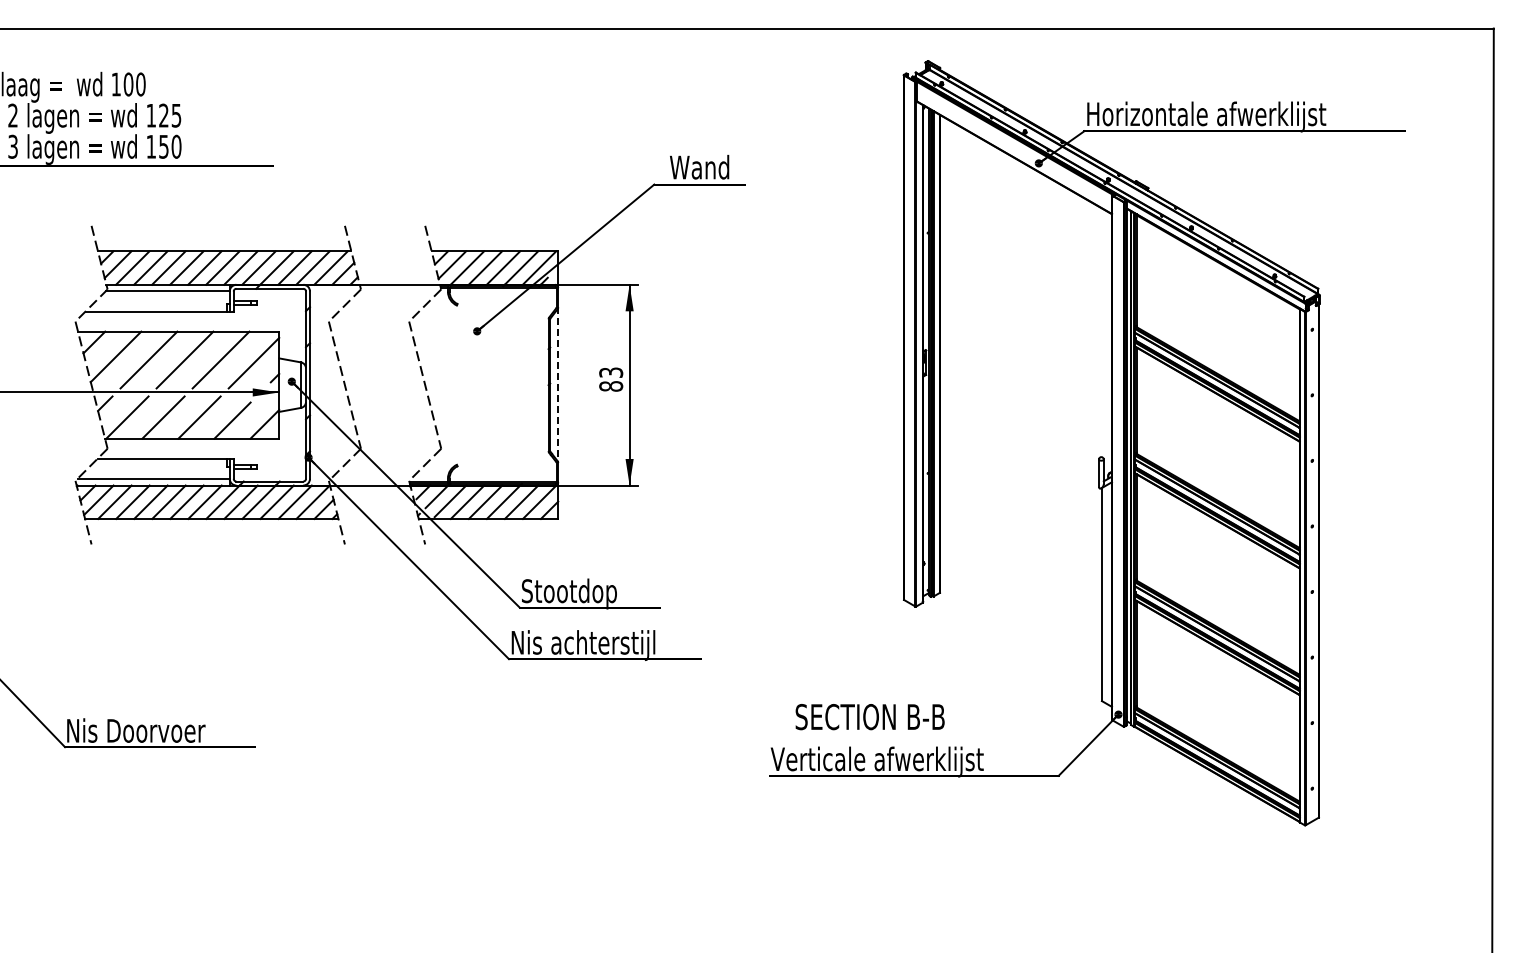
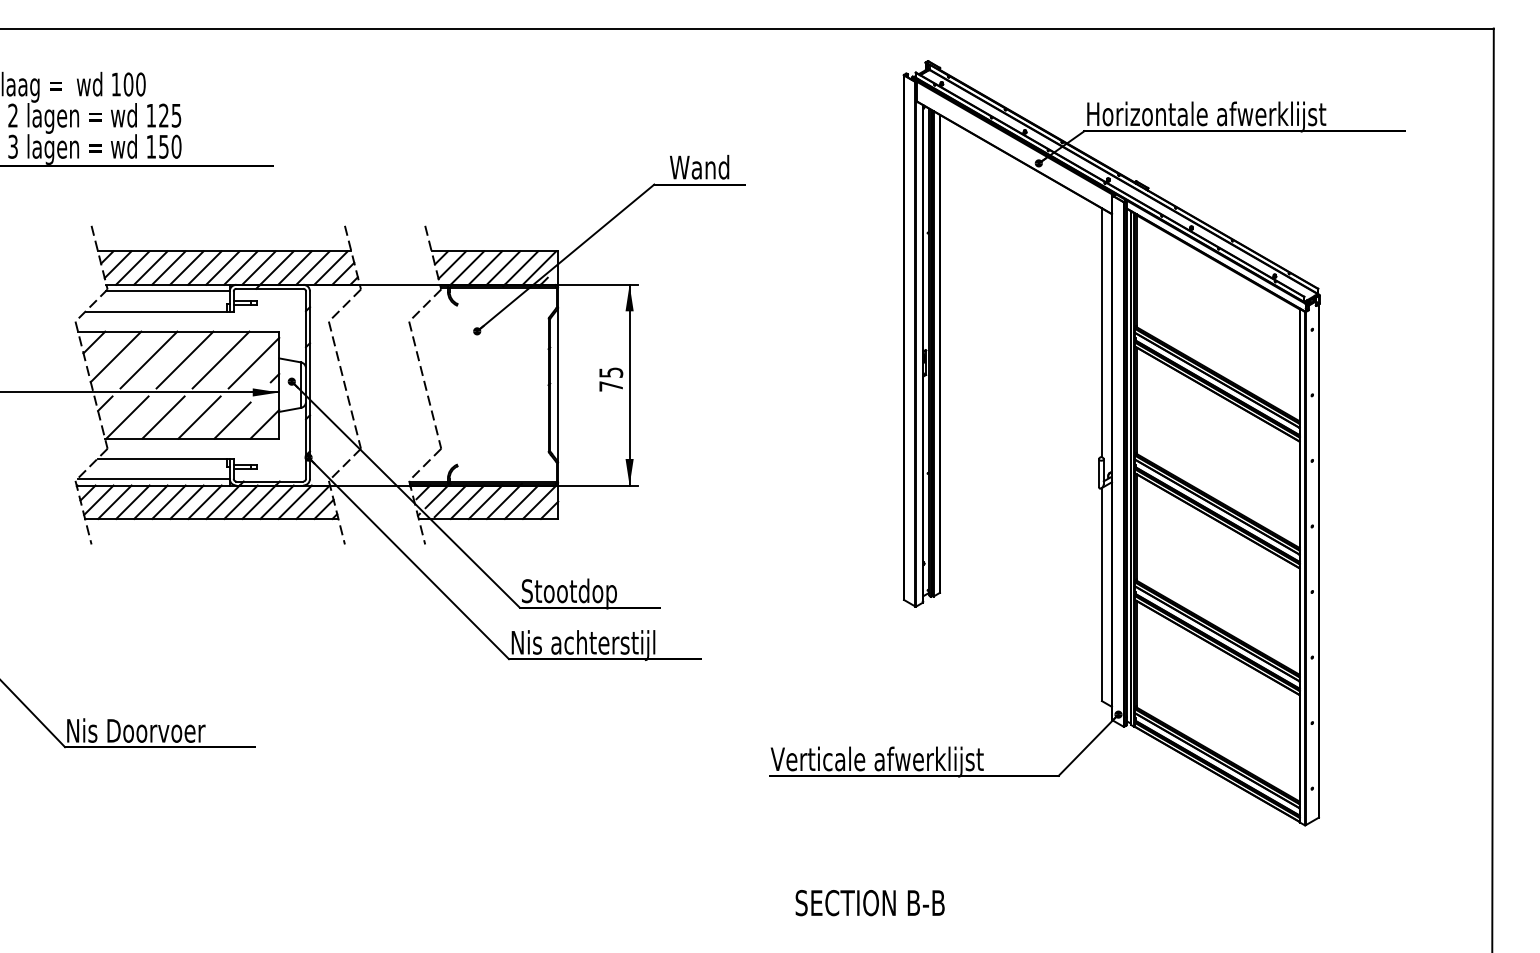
line: none -> present (1101, 332)
text: 83 -> 75 (611, 379)
line: dashed -> solid (558, 385)
text position: (869, 717) -> (869, 903) (869, 903)
